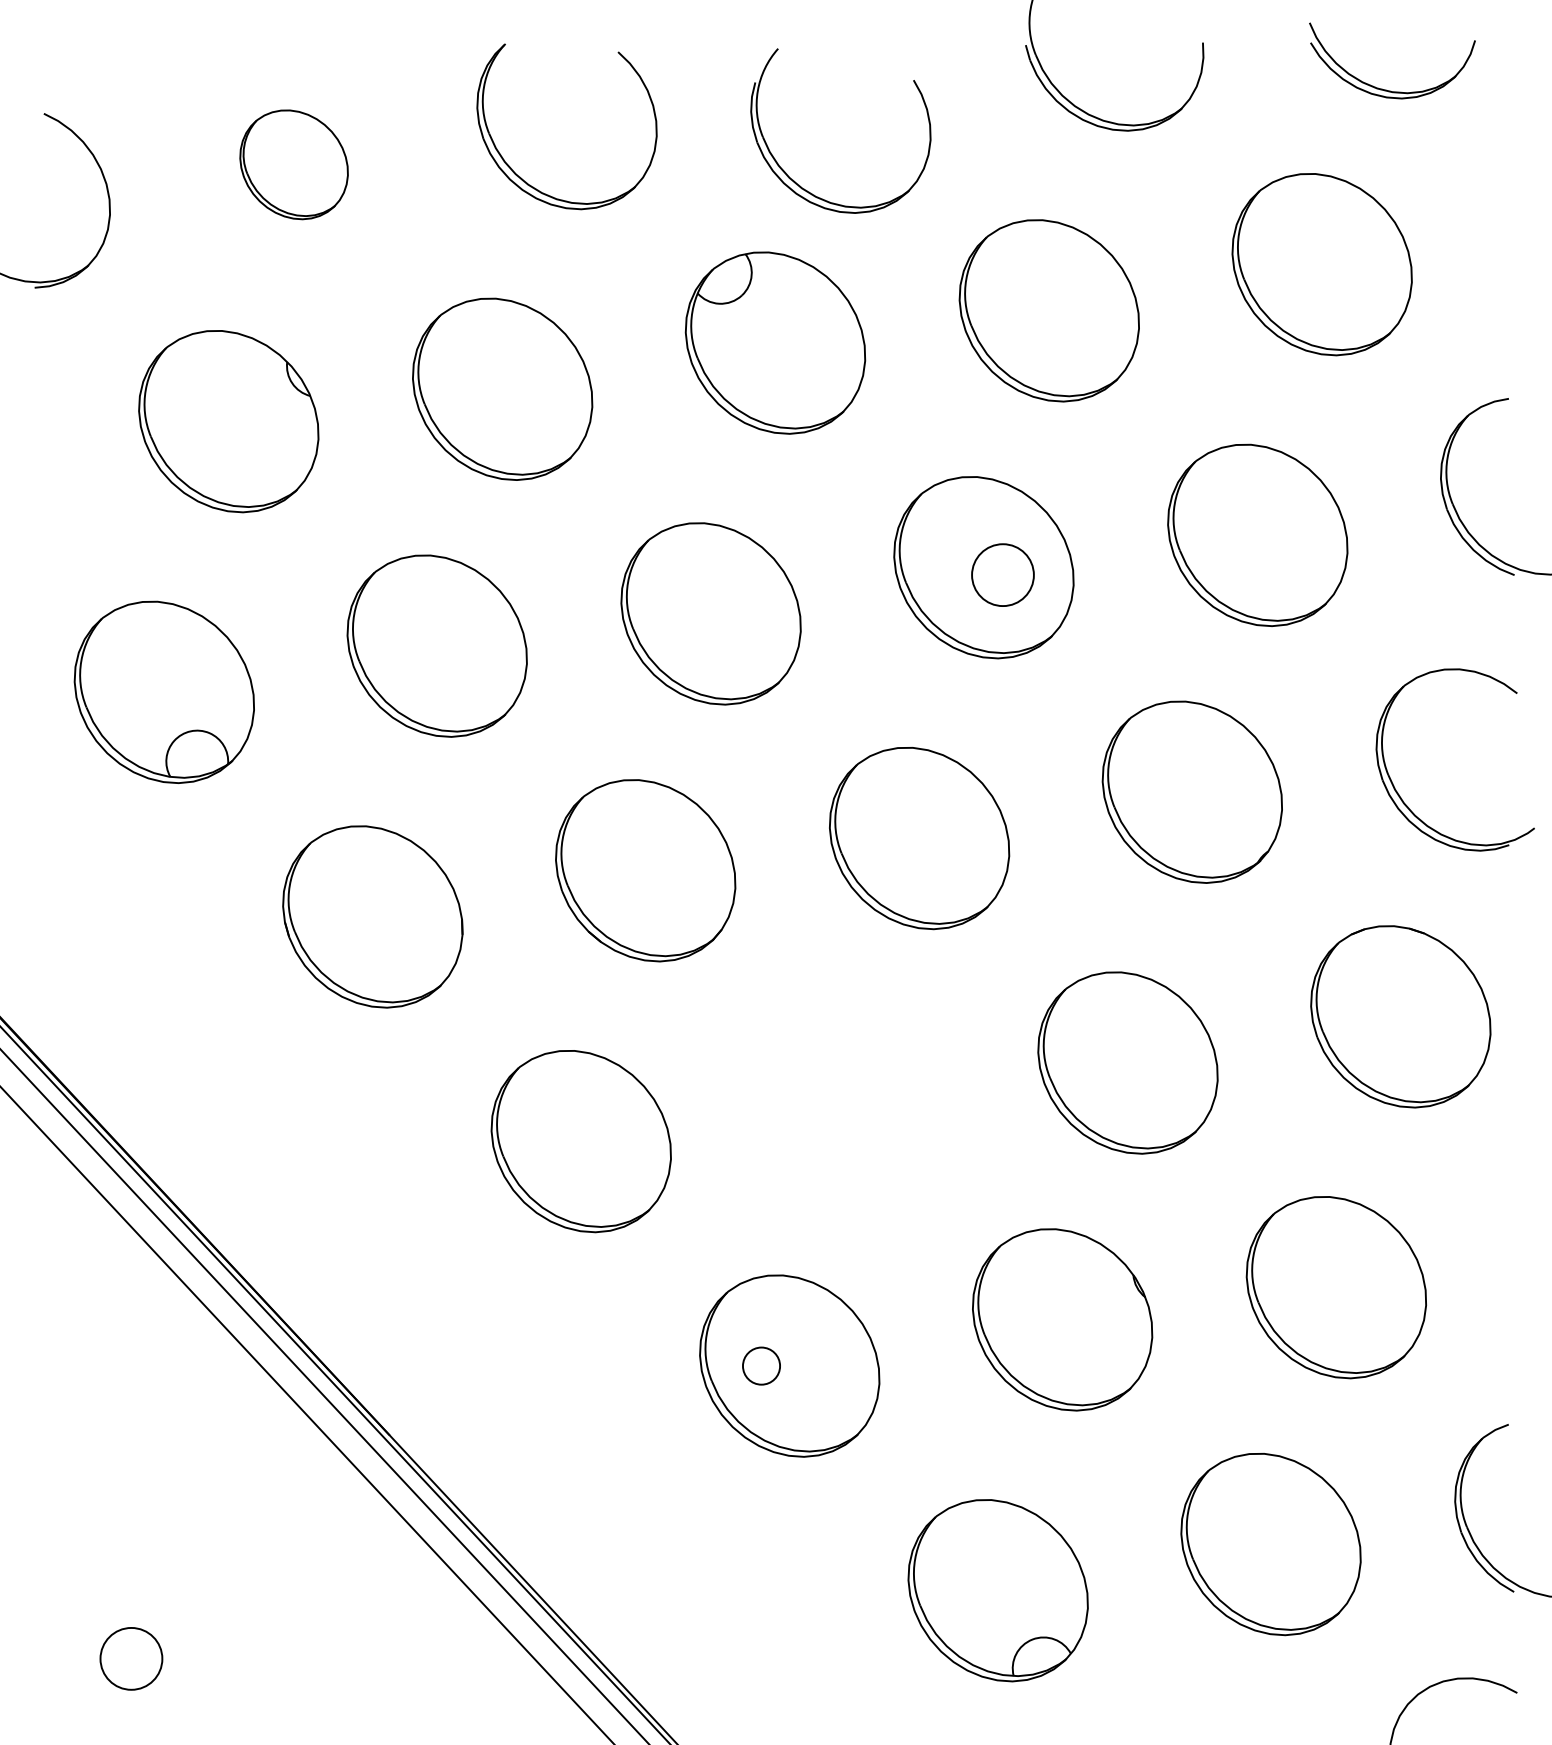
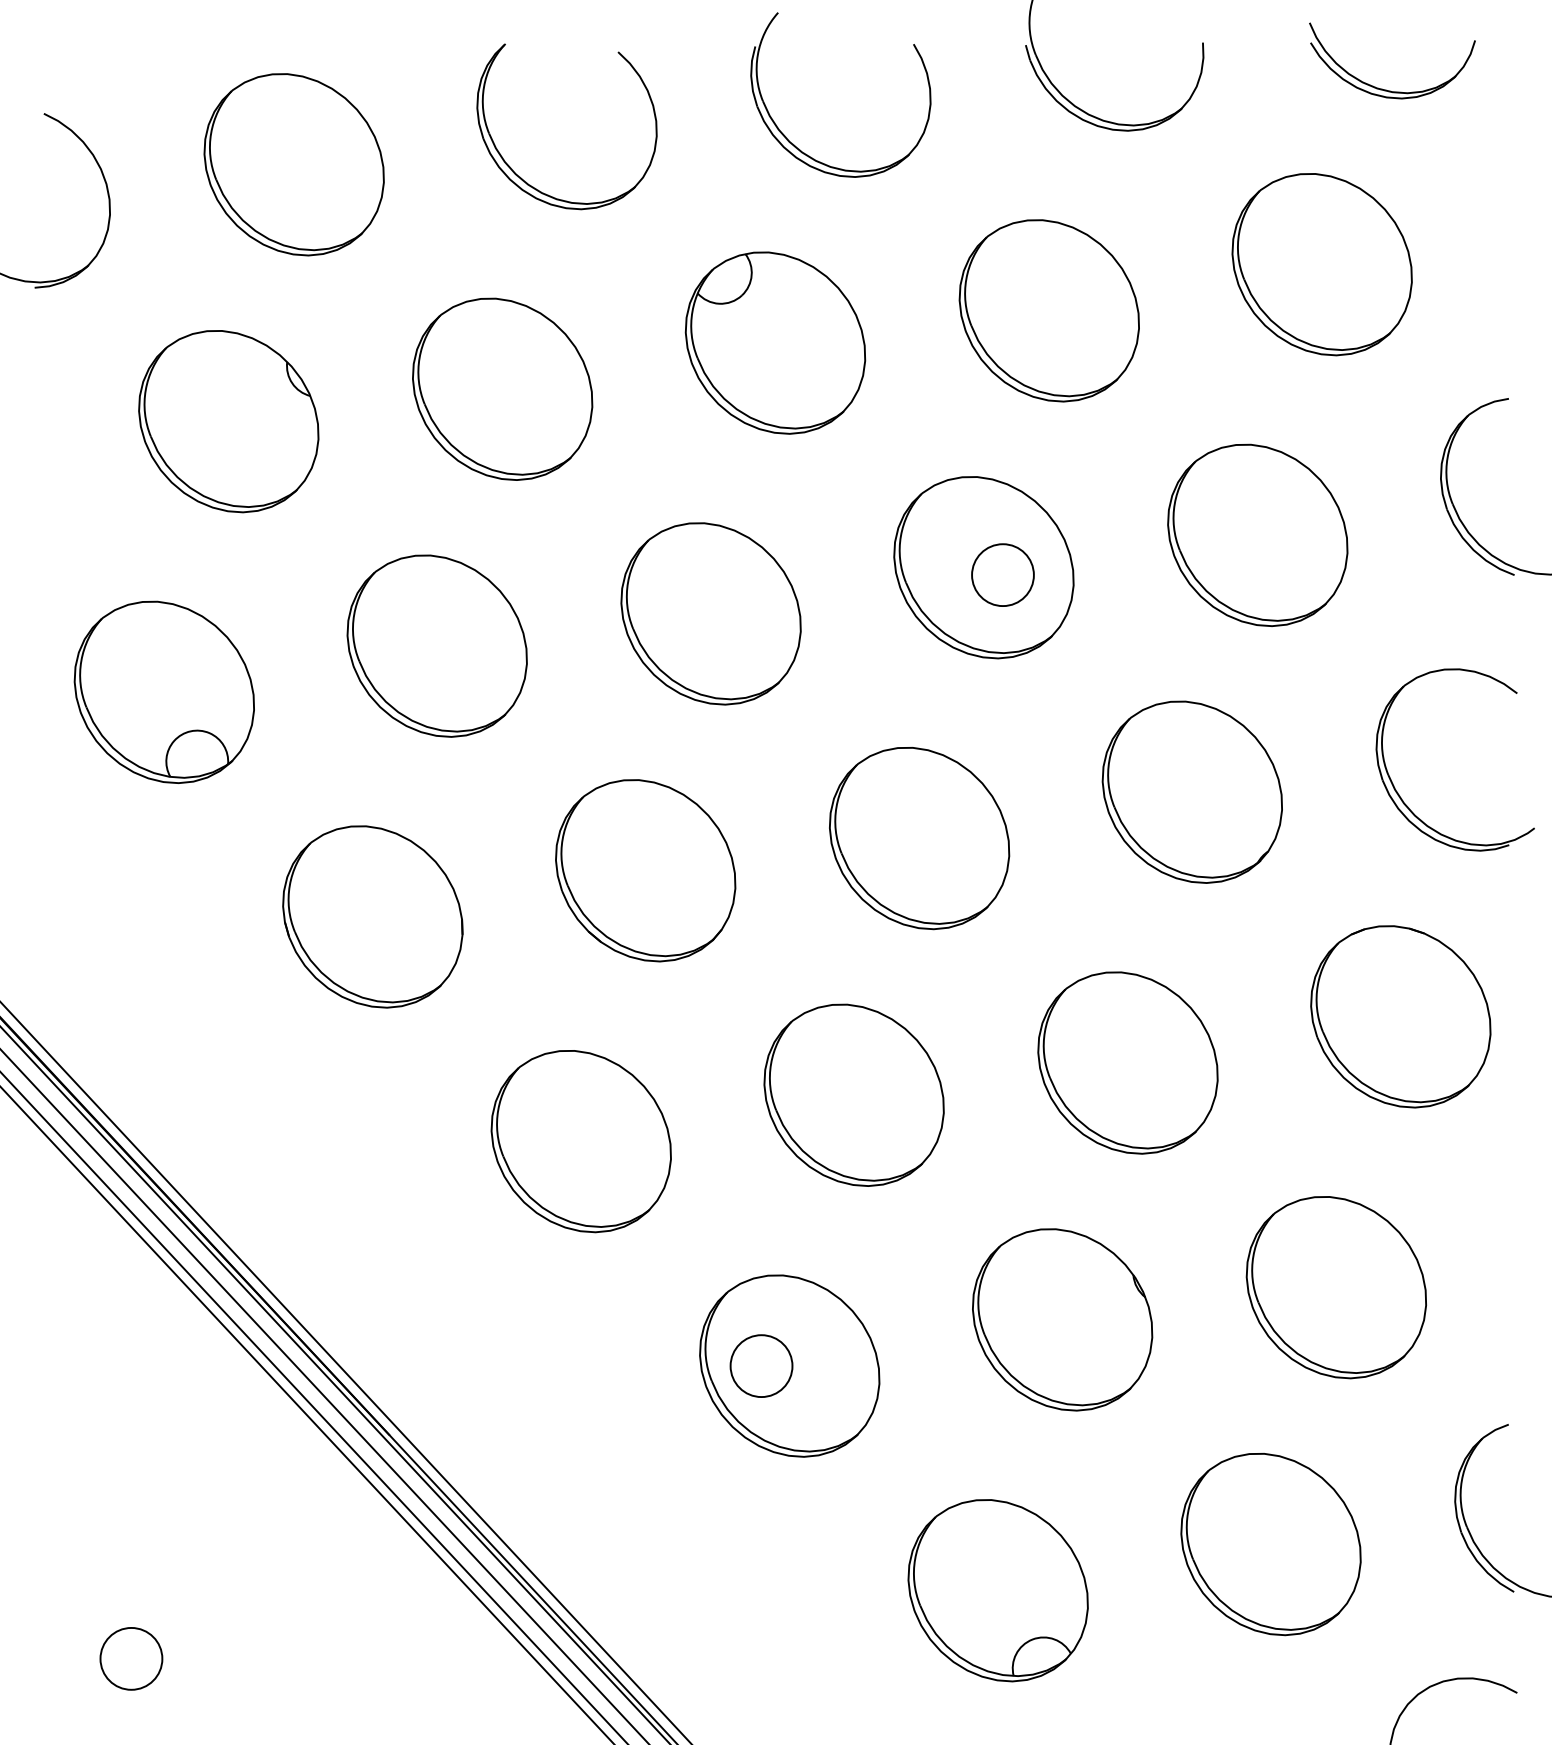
part size: 110x112 px -> 182x184 px (293, 164)
part position: (793, 179) -> (793, 143) (793, 143)
part: none -> present (853, 1094)
circle diameter: 37 px -> 62 px (761, 1366)
line: none -> present (345, 1372)
line: none -> present (313, 1407)
